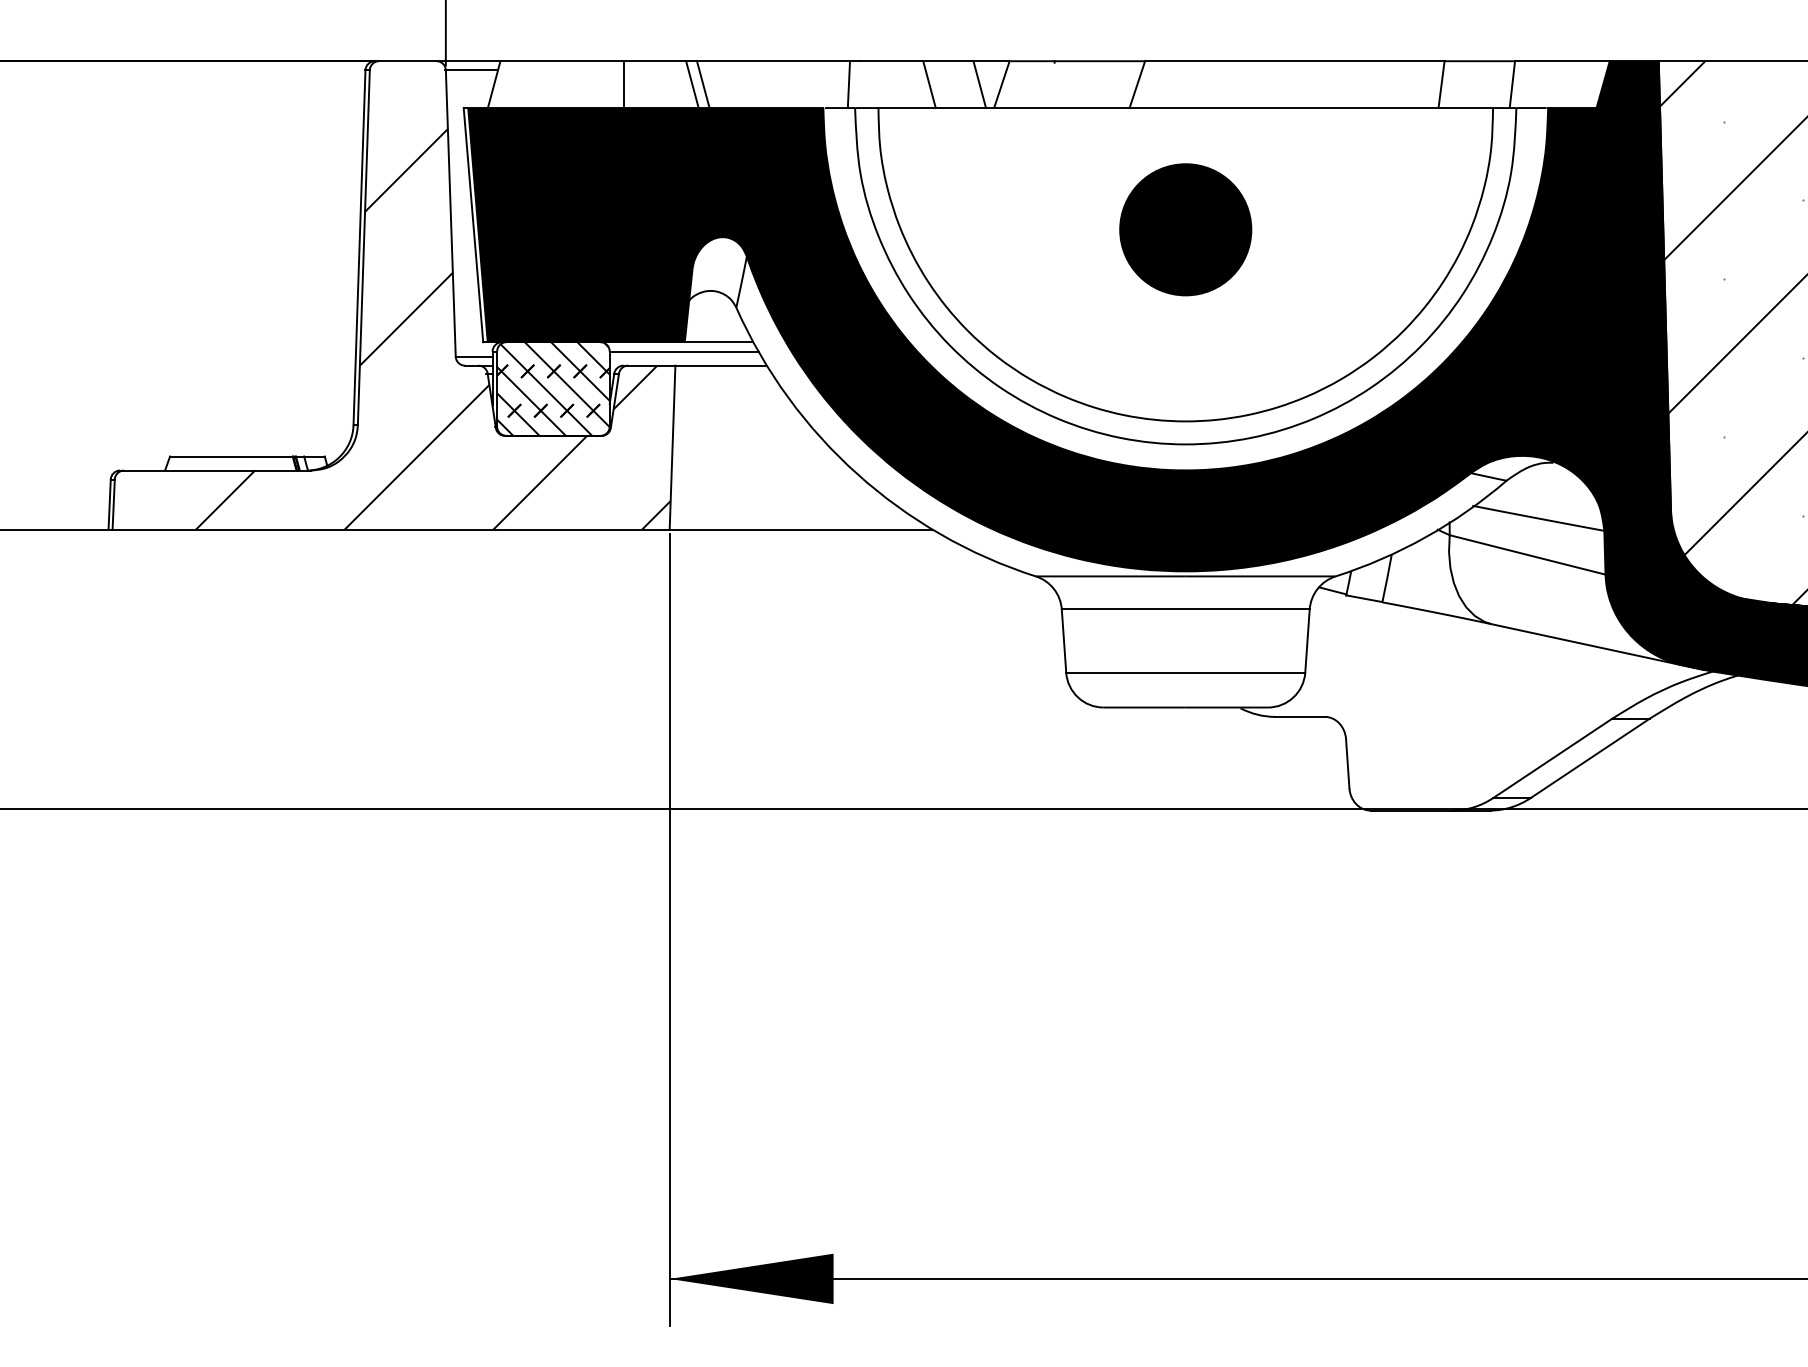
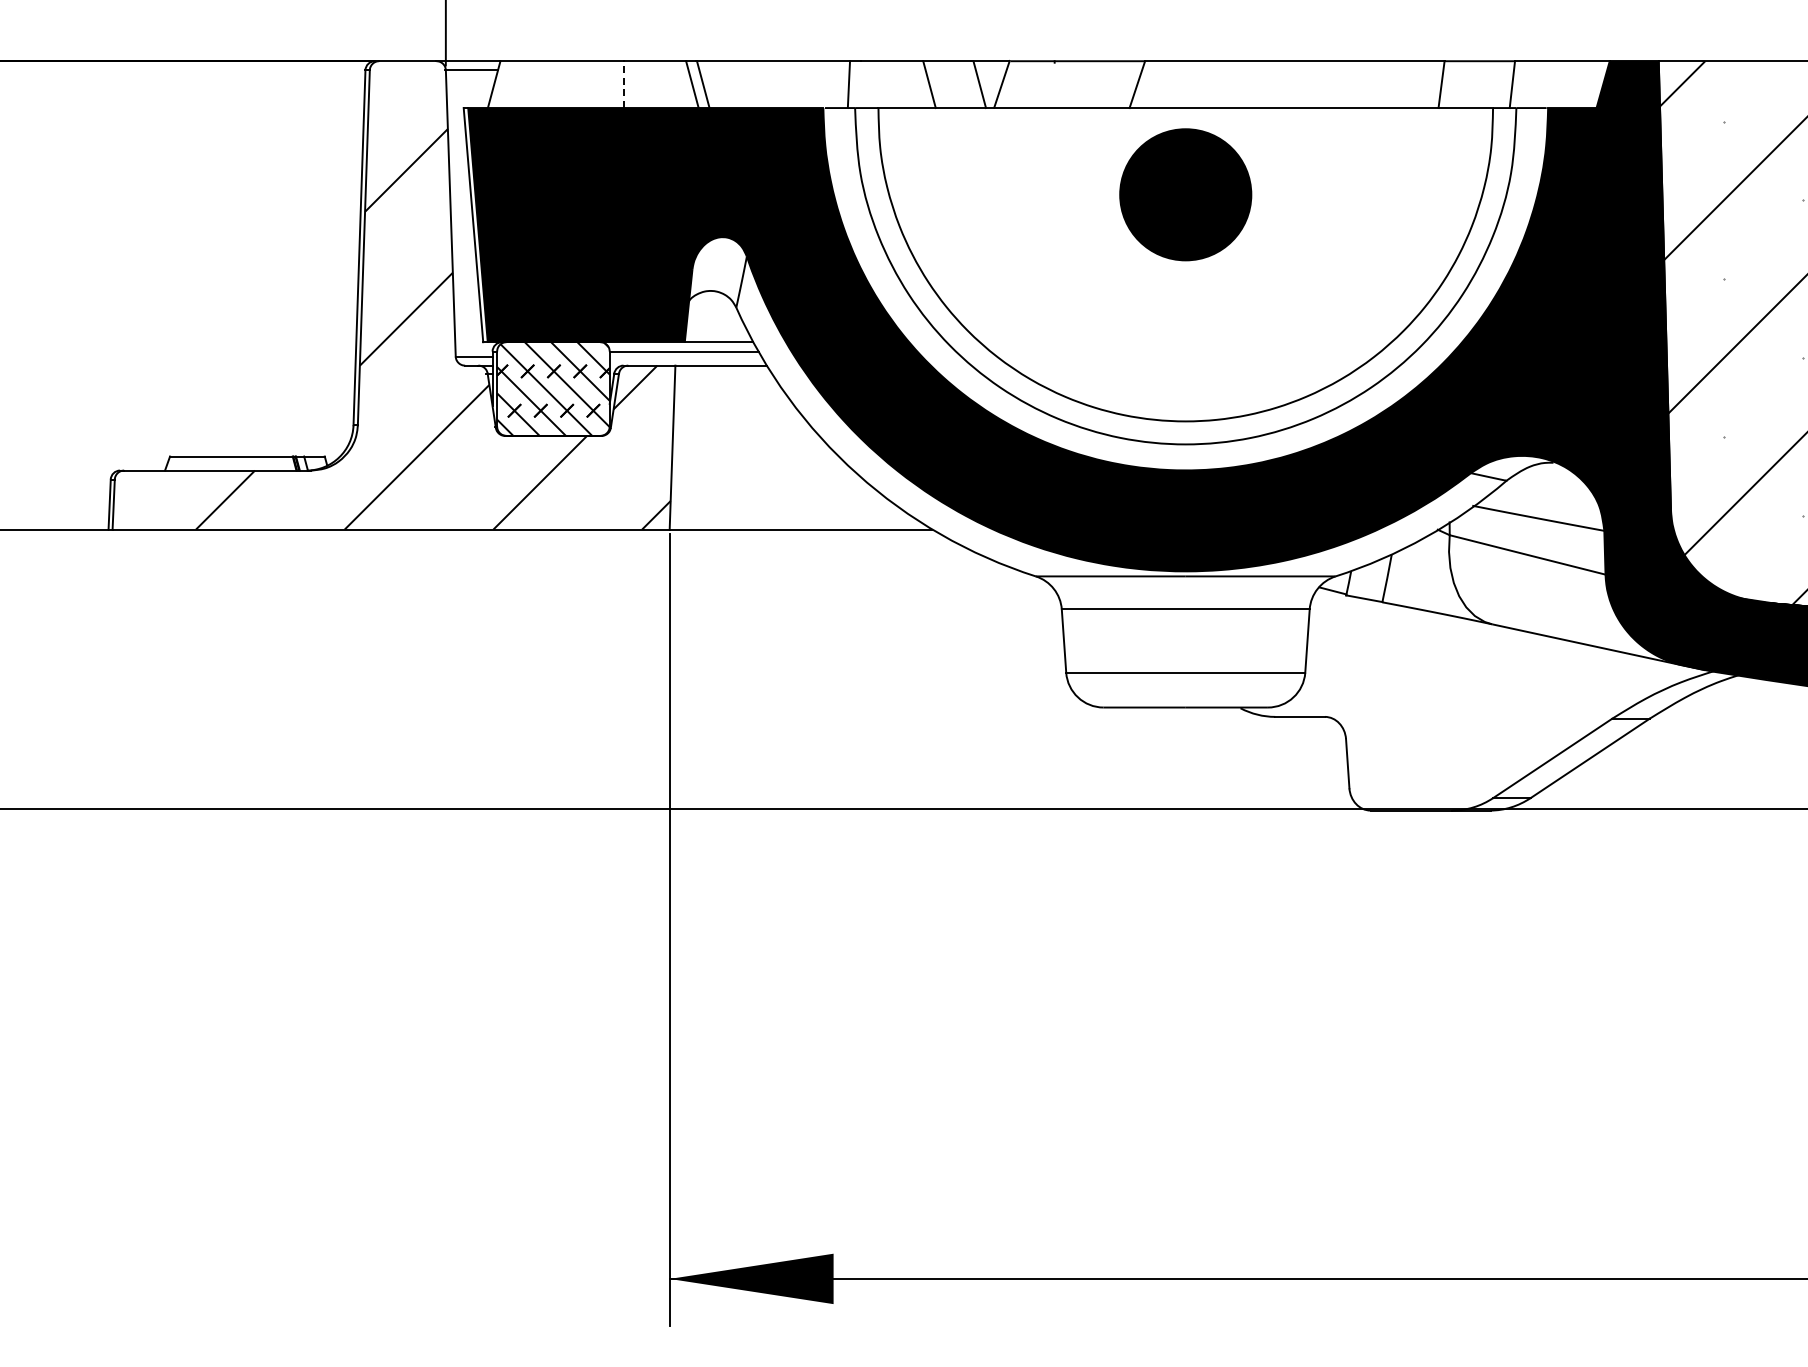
line: solid -> dashed (623, 84)
part position: (1185, 229) -> (1185, 194) (1185, 194)
